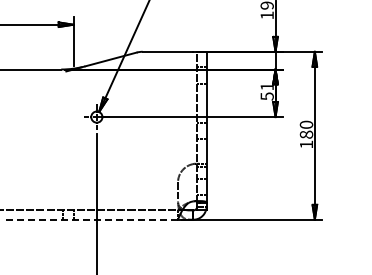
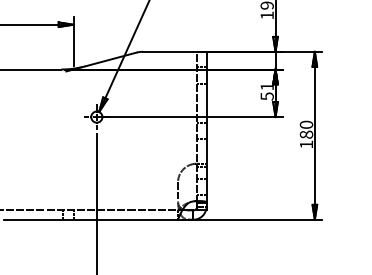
line: dashed -> solid (90, 219)
